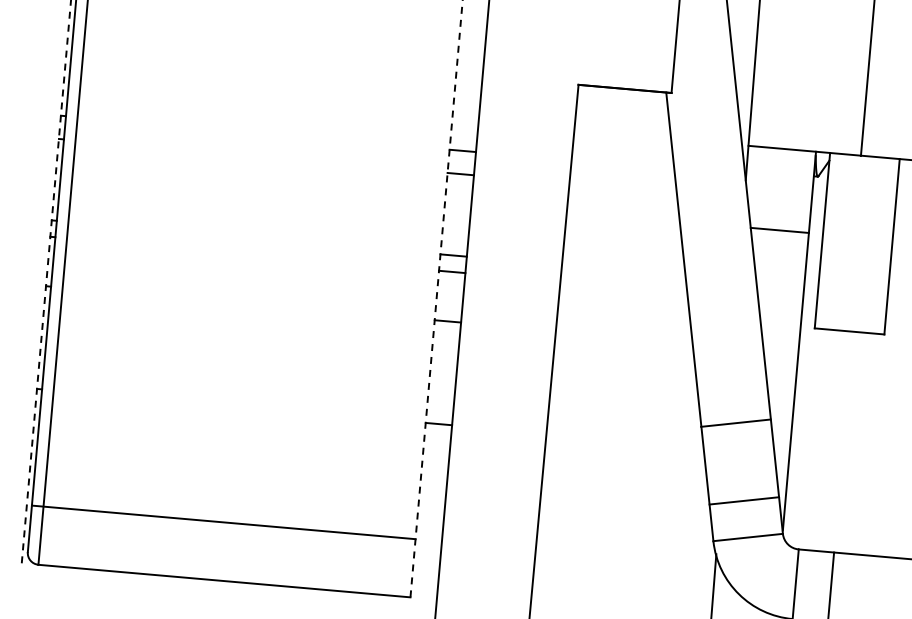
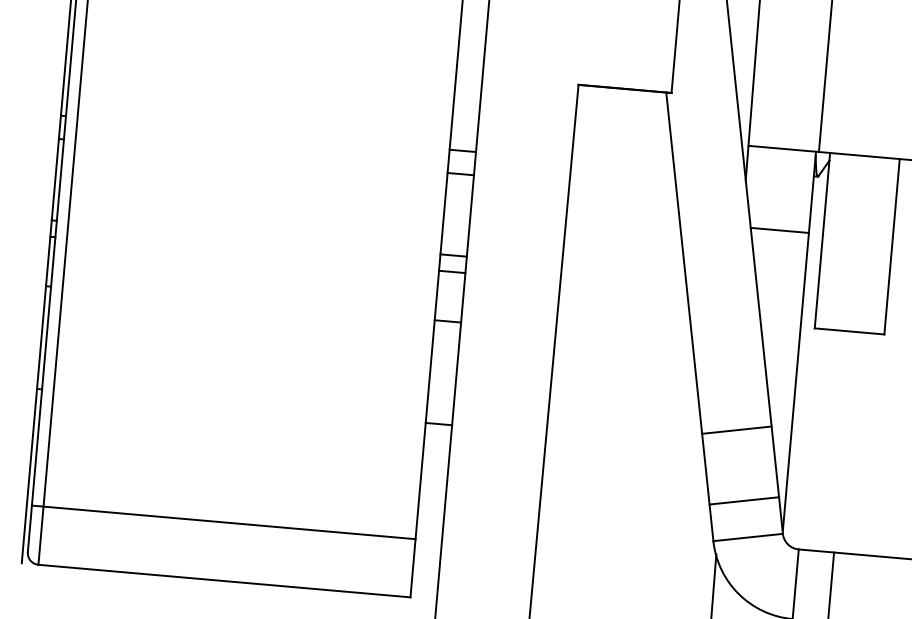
line position: (867, 79) -> (824, 77) (824, 77)
line: dashed -> solid (46, 281)
line: dashed -> solid (436, 298)
line position: (735, 422) -> (736, 429) (736, 429)
